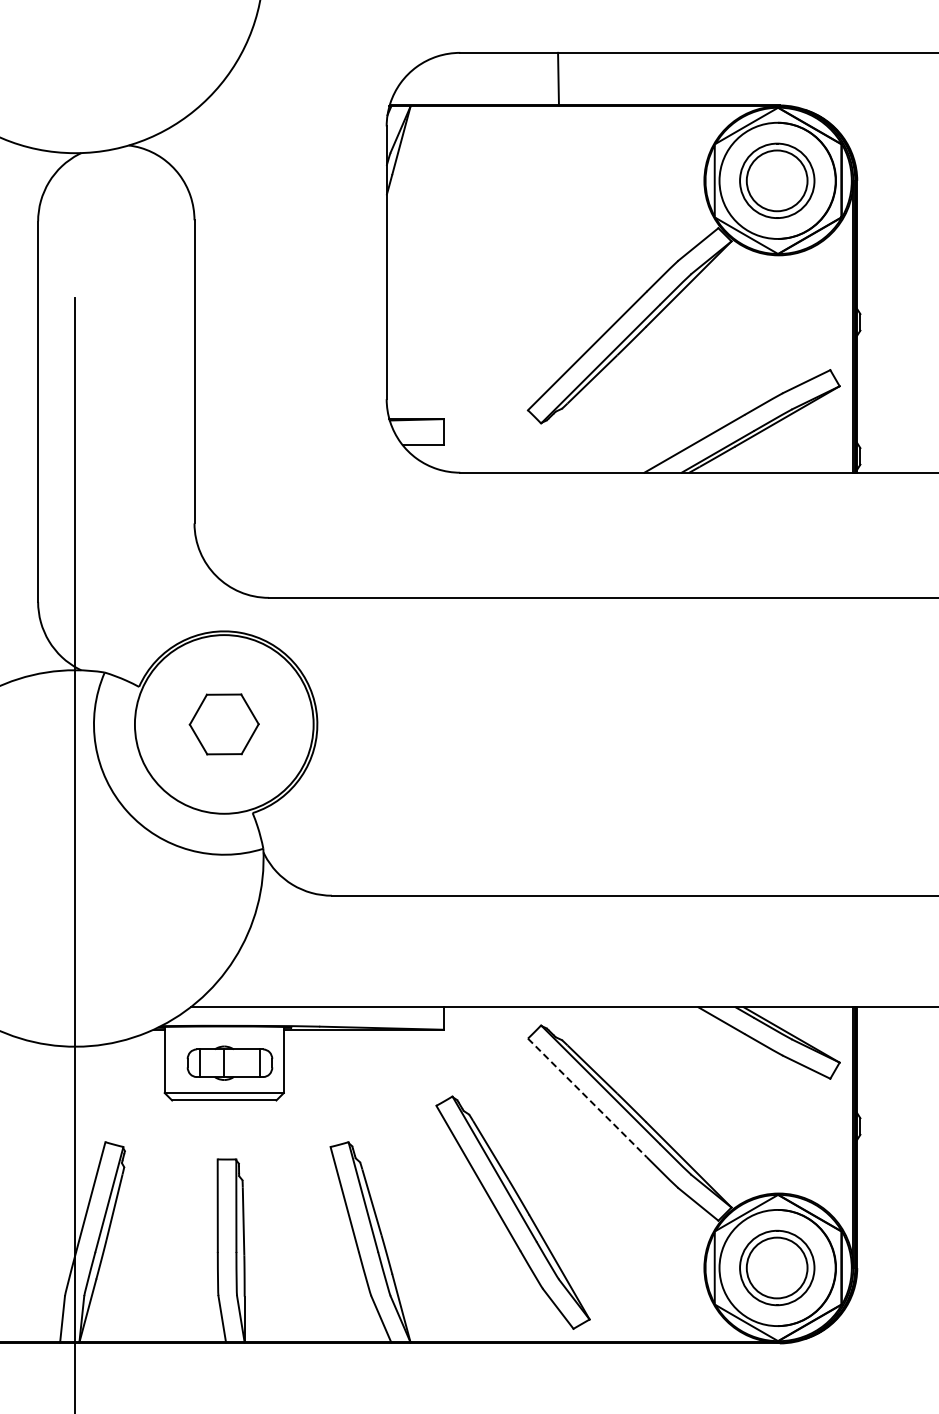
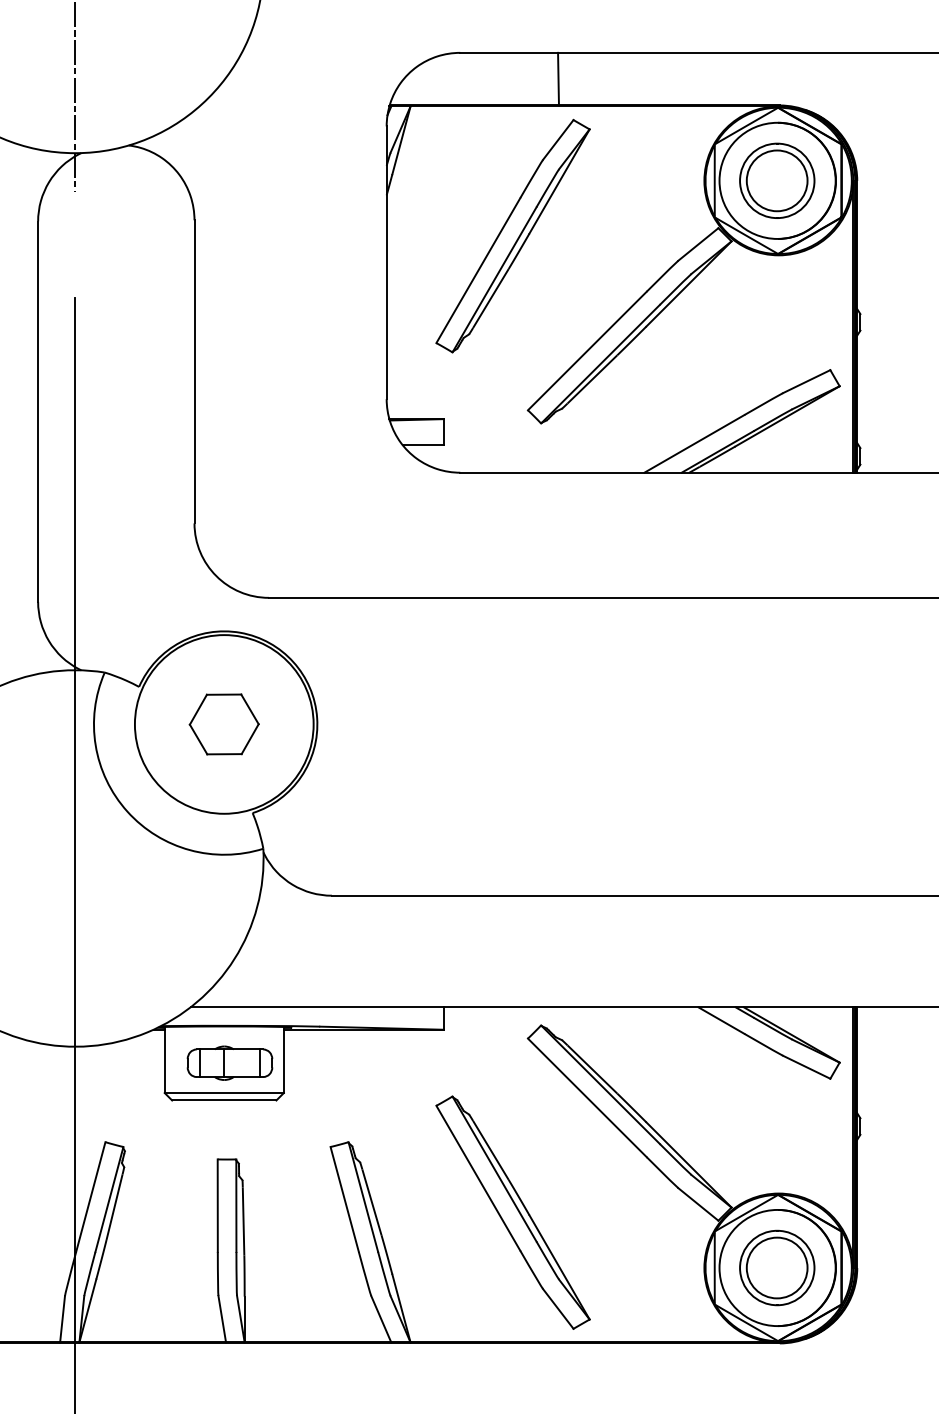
line: none -> present (75, 96)
part: none -> present (512, 235)
line: dashed -> solid (587, 1097)
